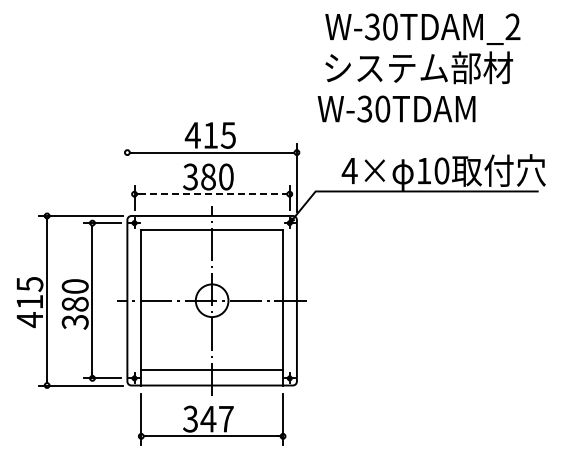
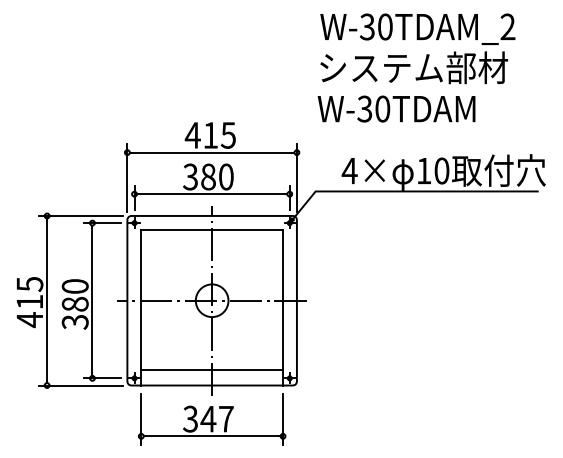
text position: (422, 48) -> (417, 48) (417, 48)
line: none -> present (127, 177)
line: dashed -> solid (212, 194)
